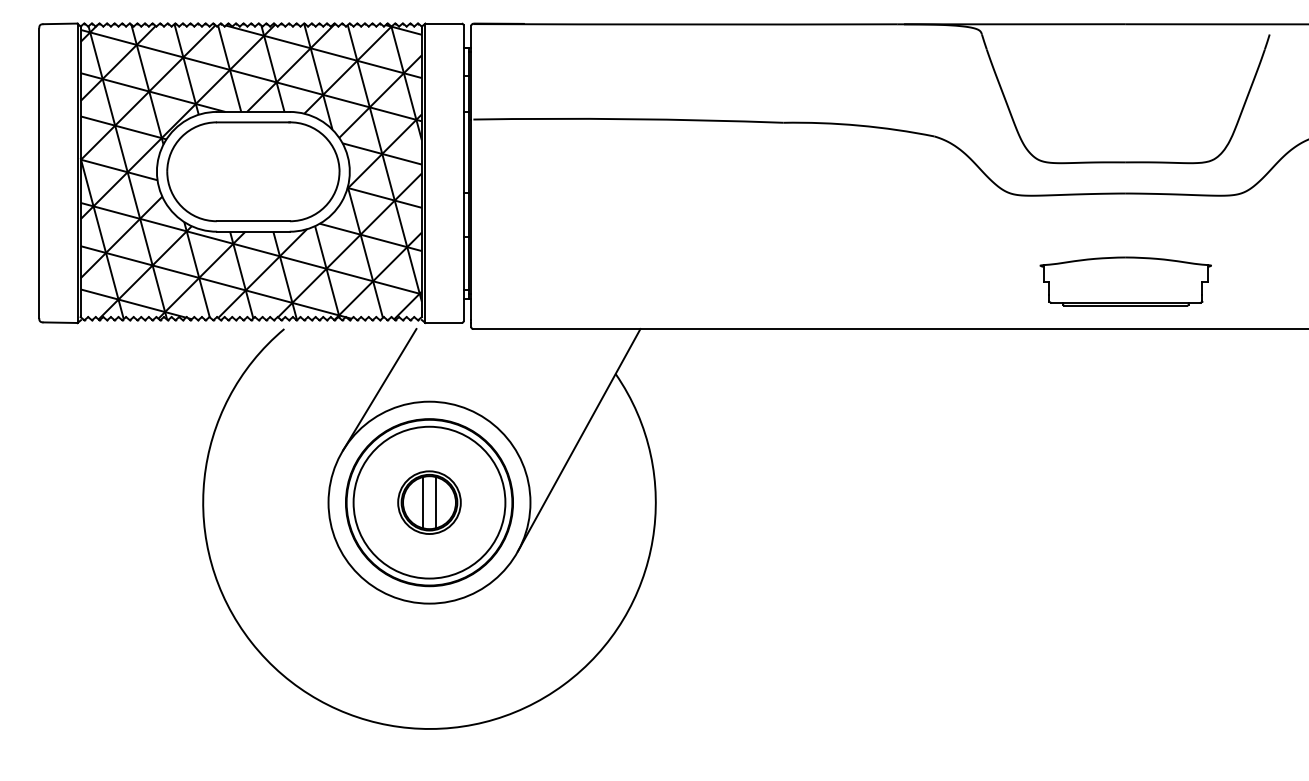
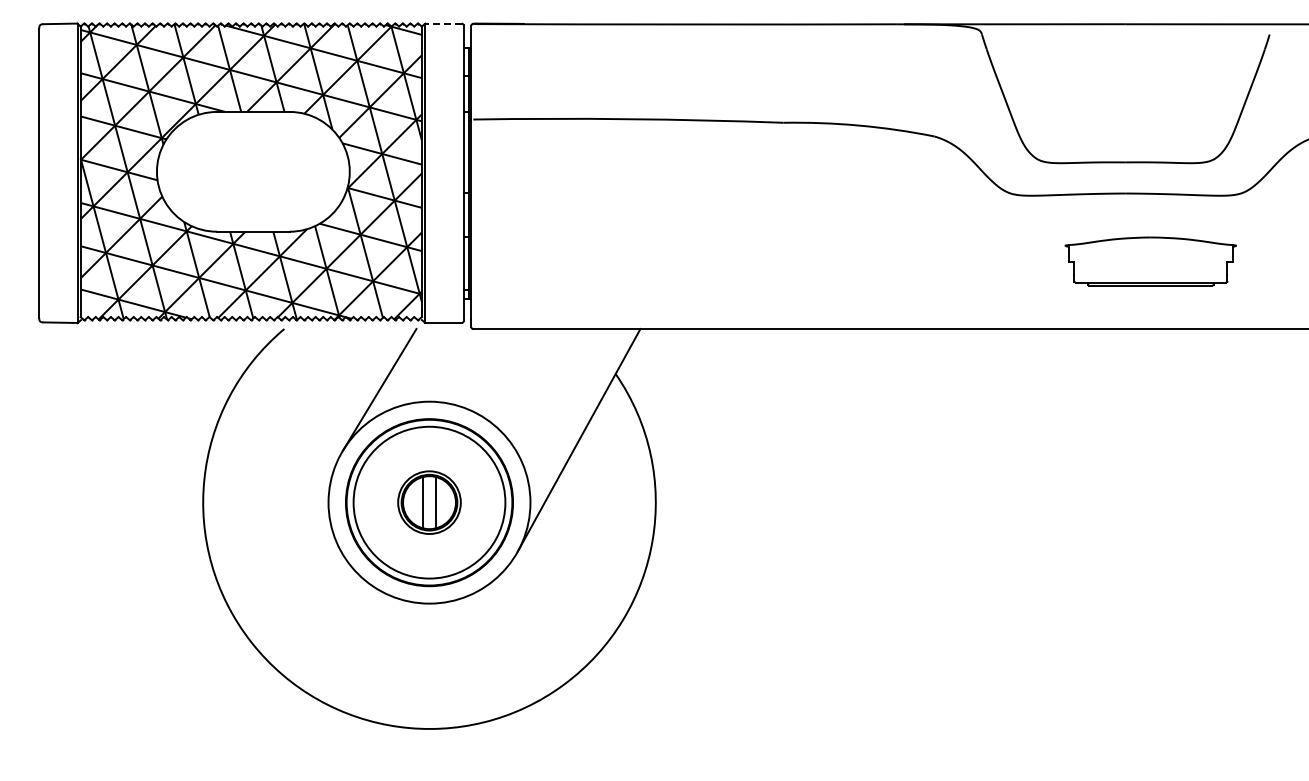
line: solid -> dashed (443, 23)
part: present -> none (253, 171)
part position: (1125, 281) -> (1150, 261) (1150, 261)
